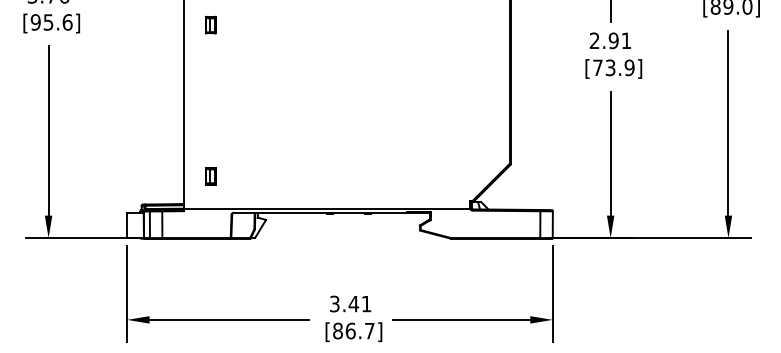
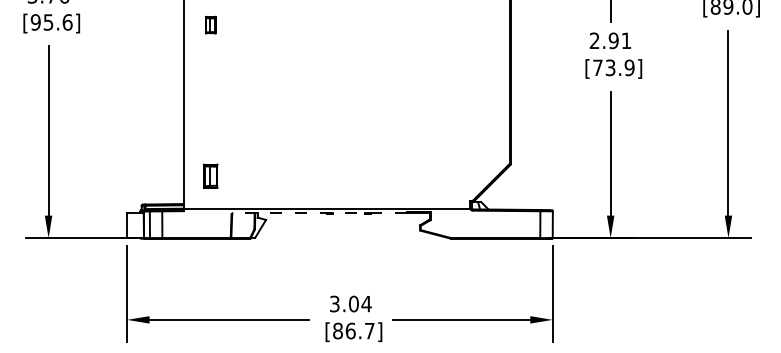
part size: 12x19 px -> 16x26 px (210, 175)
line: solid -> dashed (320, 213)
text: 3.41 -> 3.04 (359, 303)
